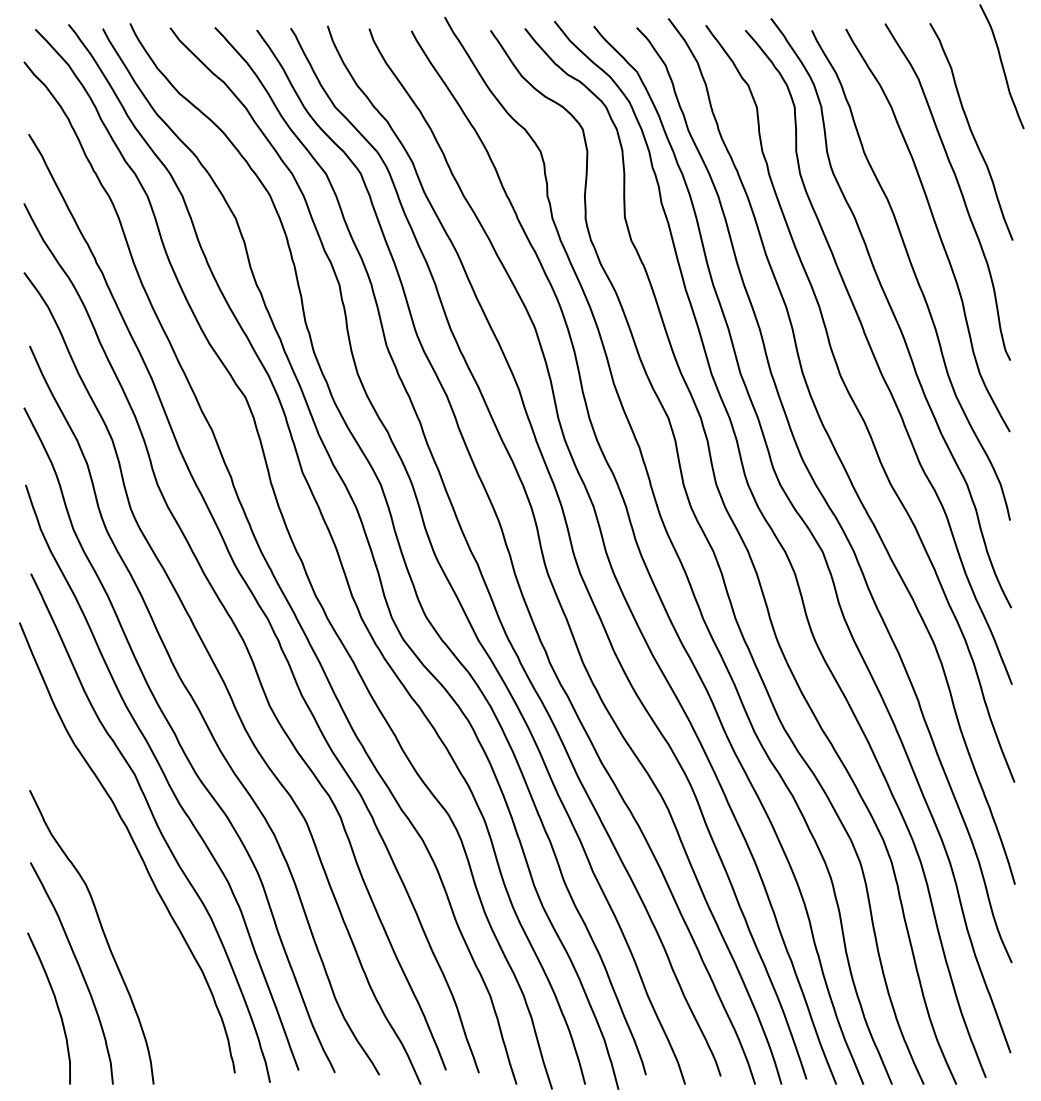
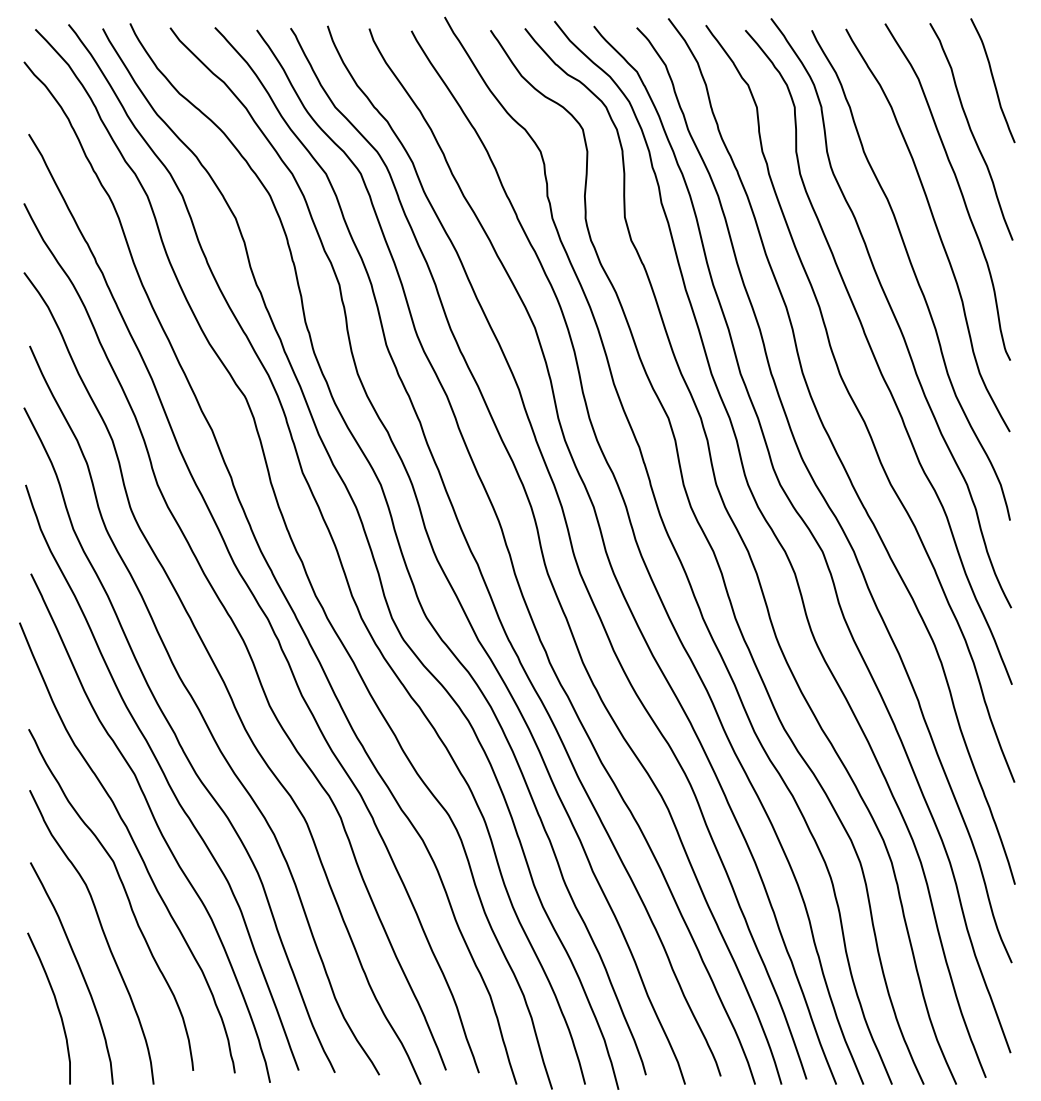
curve position: (1001, 66) -> (992, 80) (992, 80)
curve: none -> present (125, 894)
